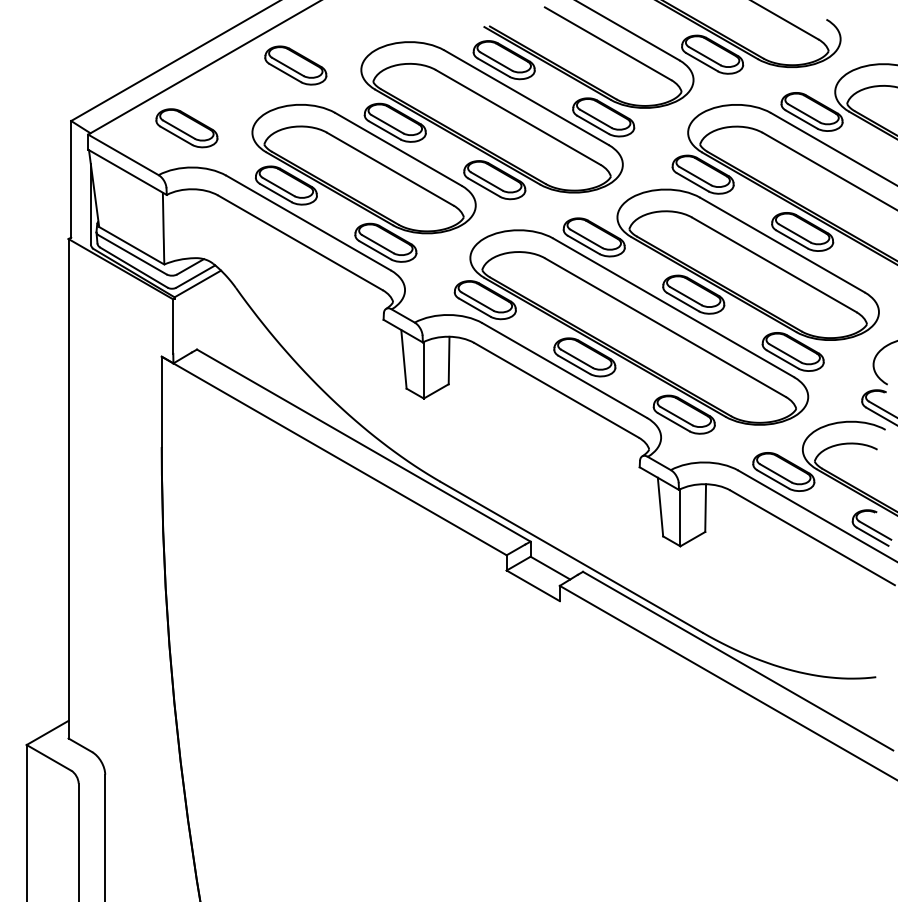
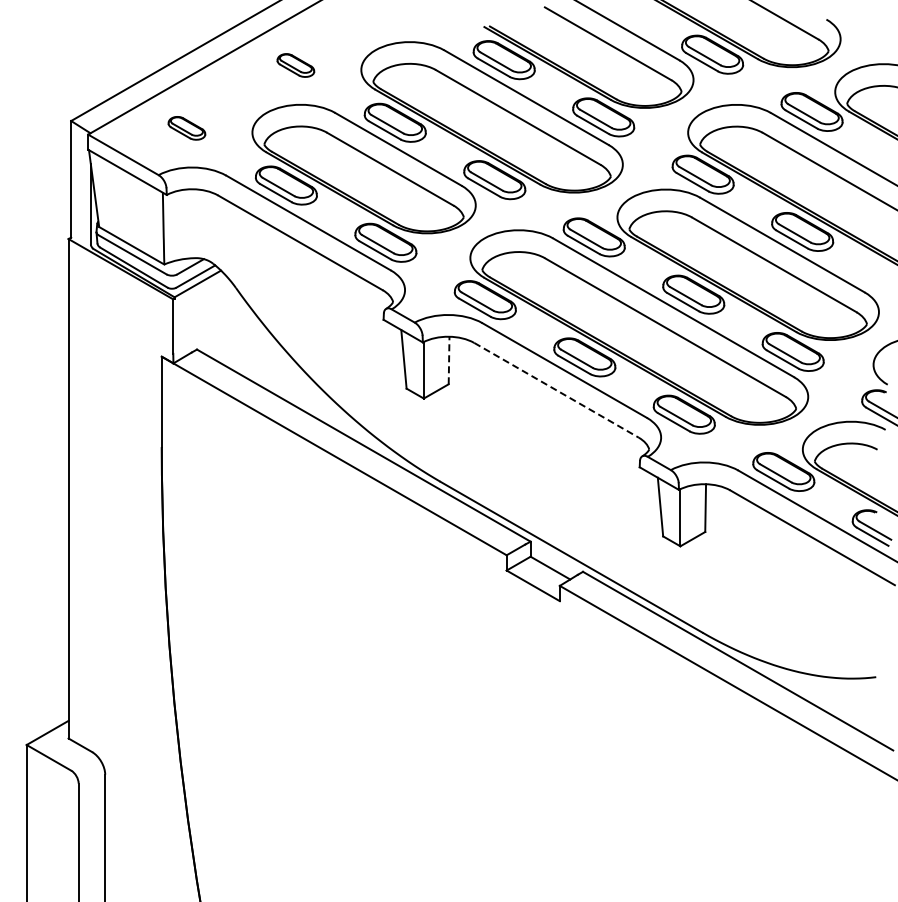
part size: 64x41 px -> 40x25 px (295, 65)
part size: 64x41 px -> 40x25 px (186, 128)
line: solid -> dashed (449, 360)
line: solid -> dashed (556, 390)
